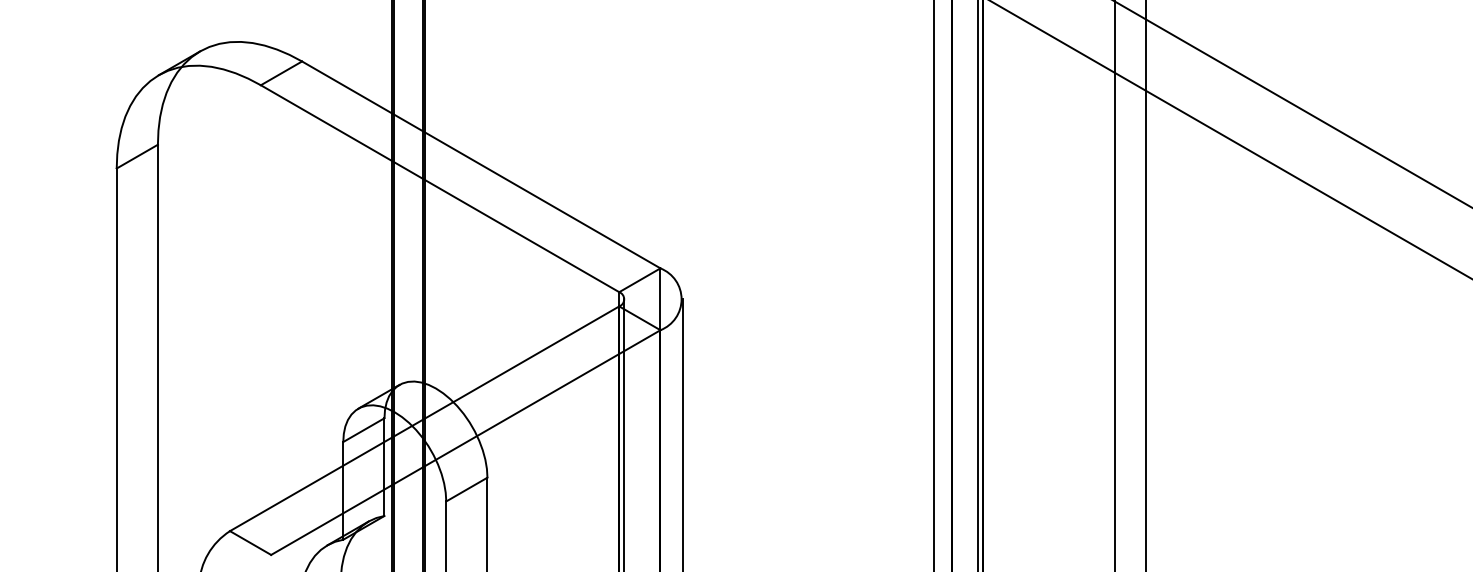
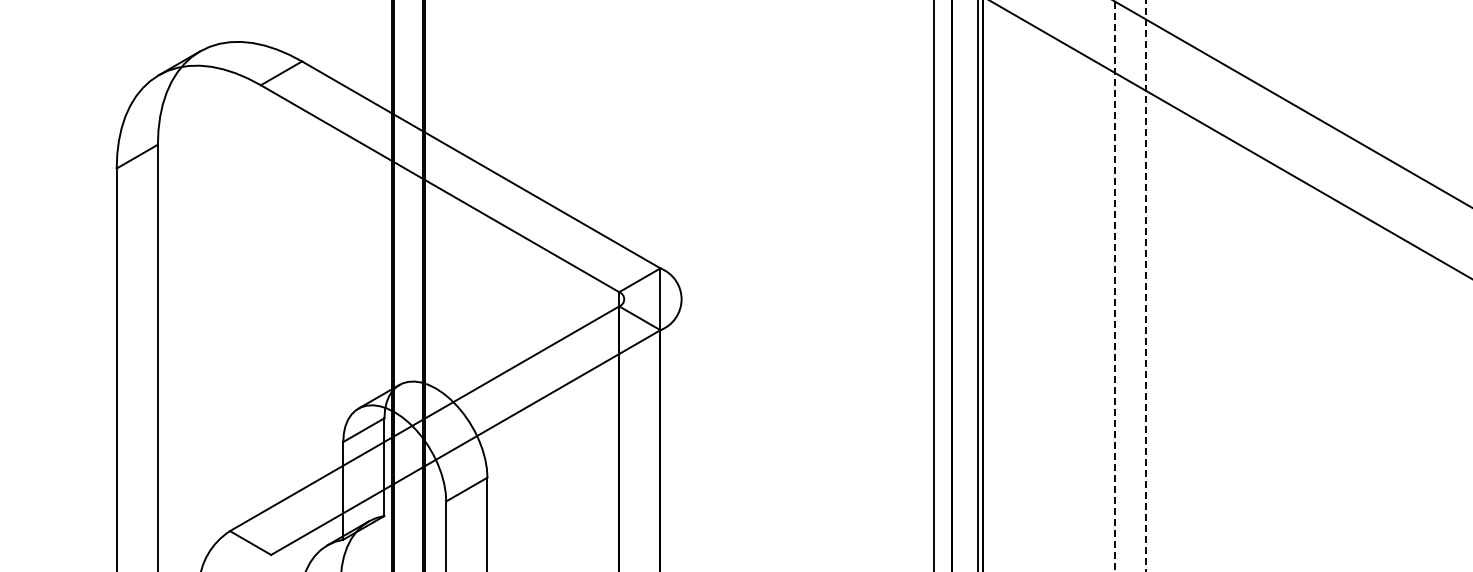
line: solid -> dashed (1114, 287)
line: solid -> dashed (1145, 287)
line: present -> none (624, 433)
line: present -> none (682, 433)
